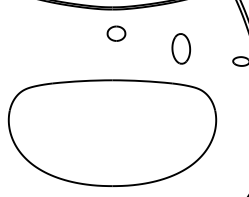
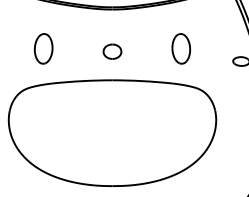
part position: (116, 33) -> (112, 51) (112, 51)
part: none -> present (43, 48)
